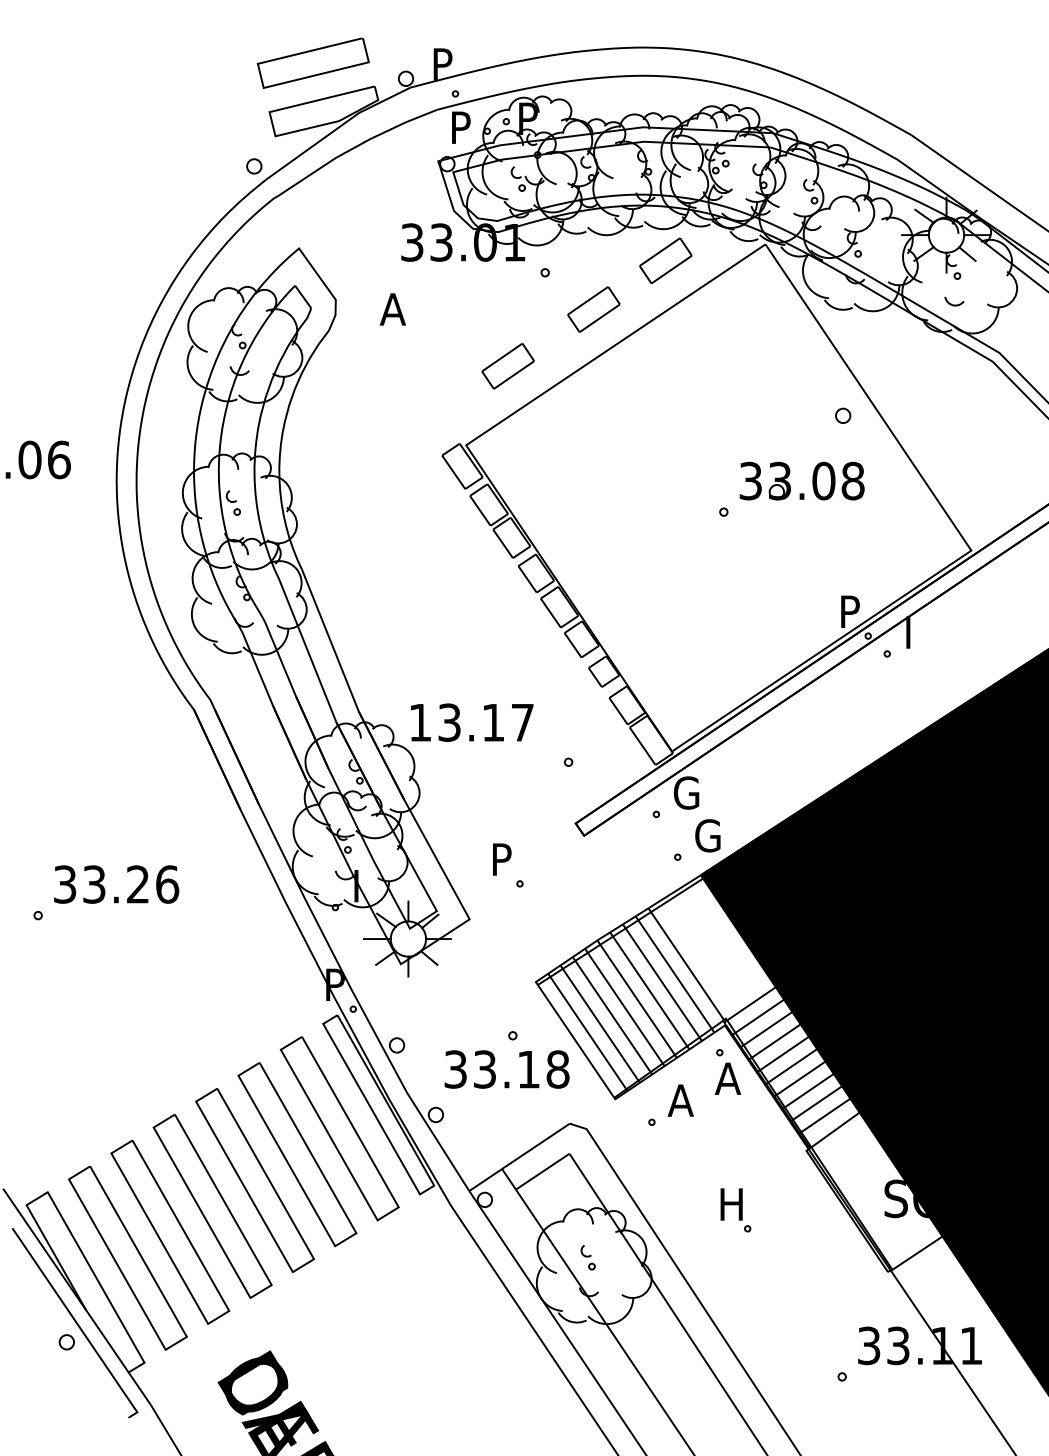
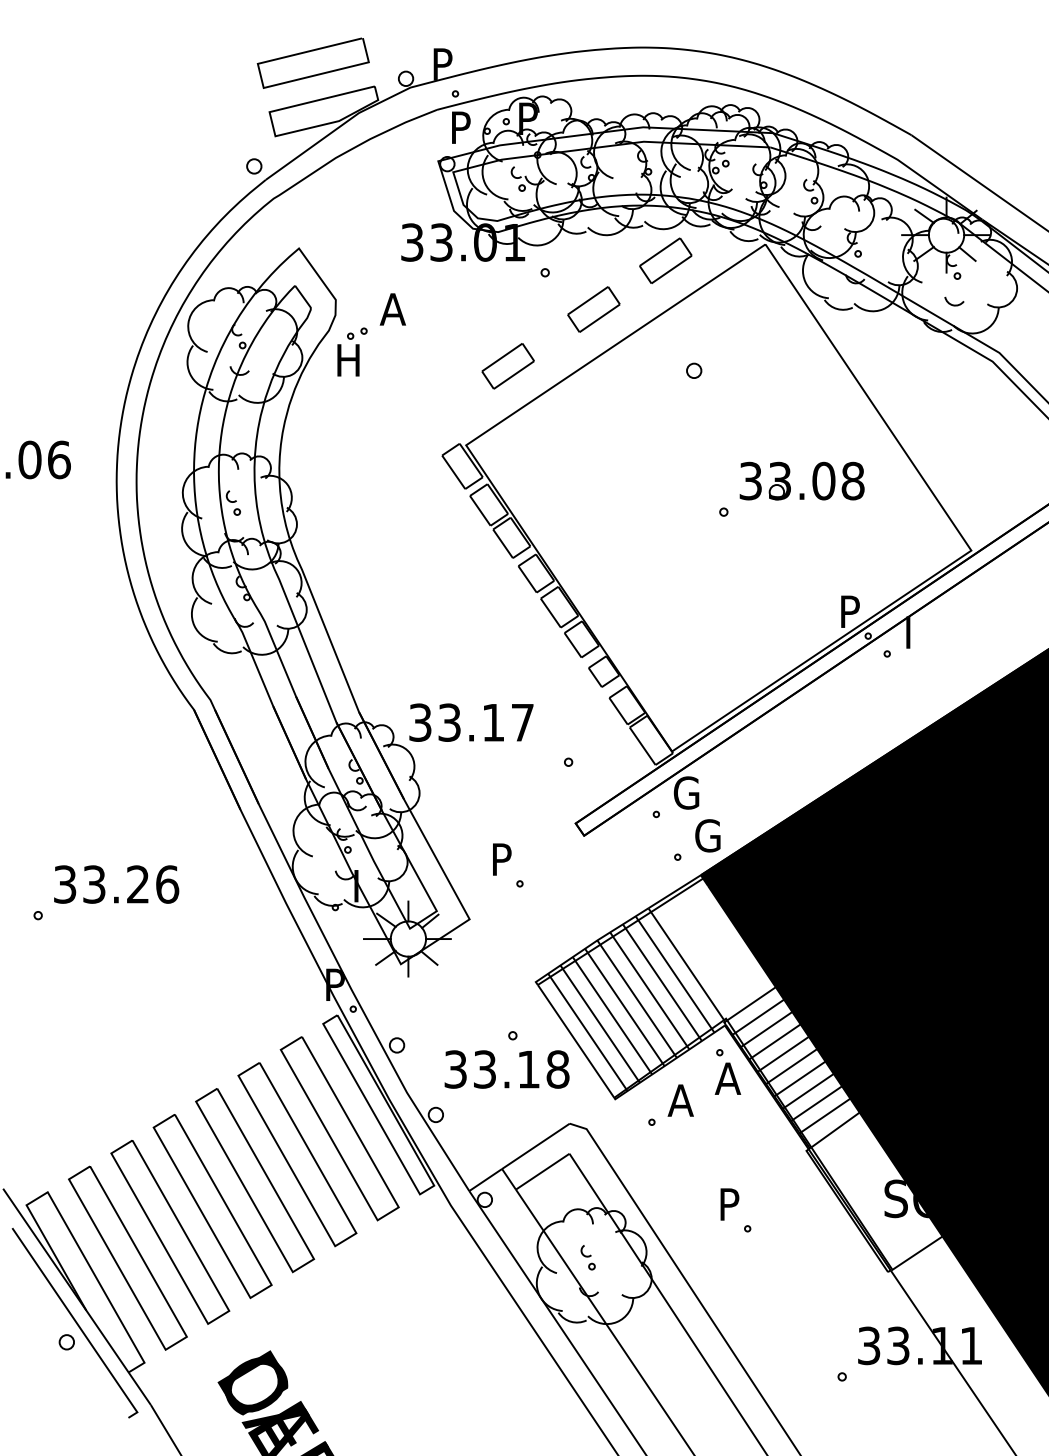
part: none -> present (352, 351)
part position: (843, 415) -> (694, 370) (694, 370)
text: 13.17 -> 33.17 (420, 722)
text: H -> P (733, 1204)
